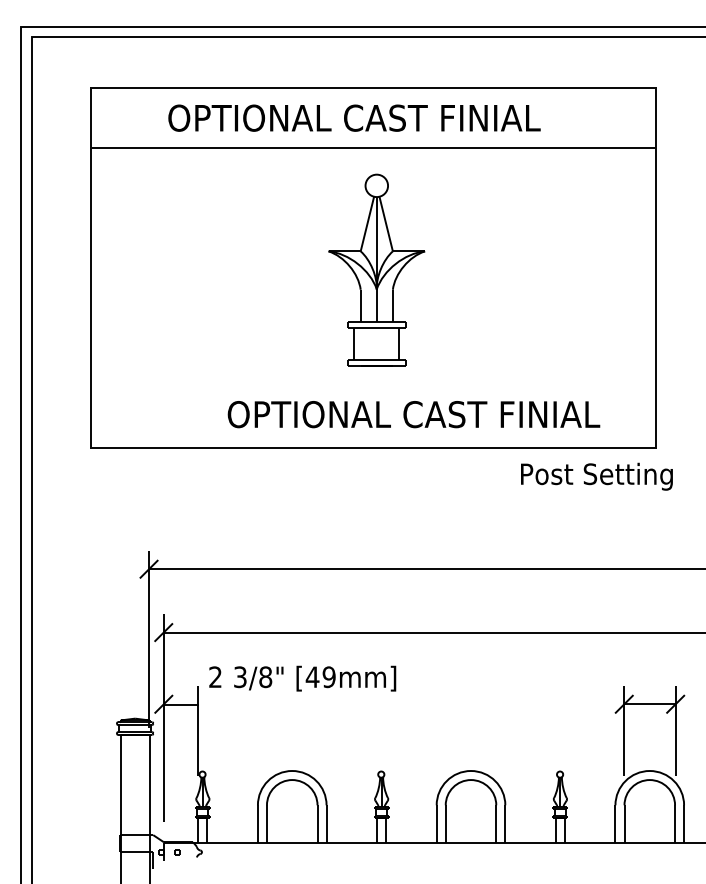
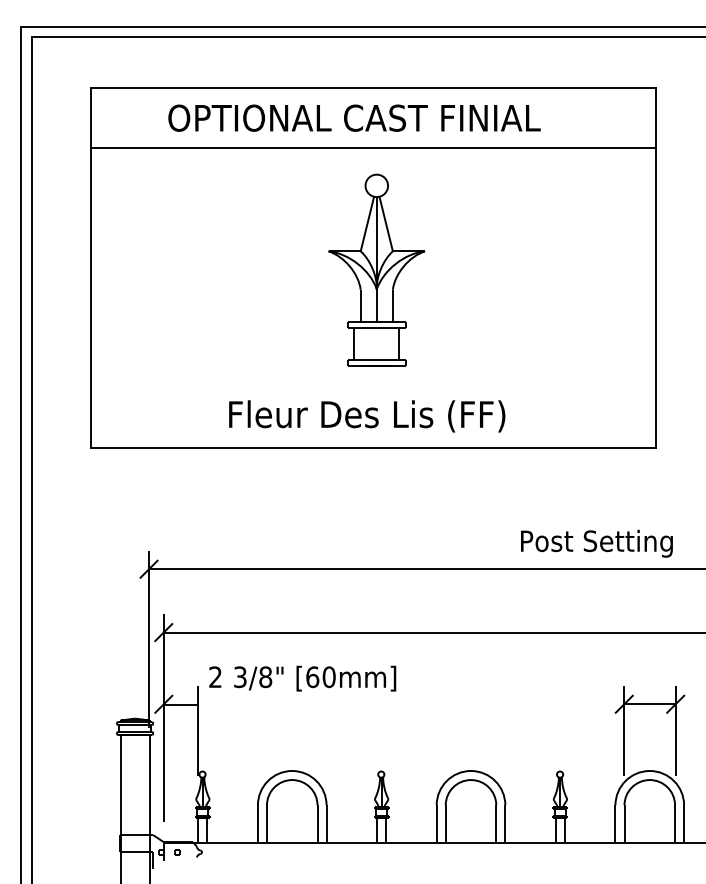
text: OPTIONAL CAST FINIAL -> Fleur Des Lis (FF) (413, 416)
text position: (596, 476) -> (596, 543) (596, 543)
text: [49mm] -> [60mm] (320, 677)
